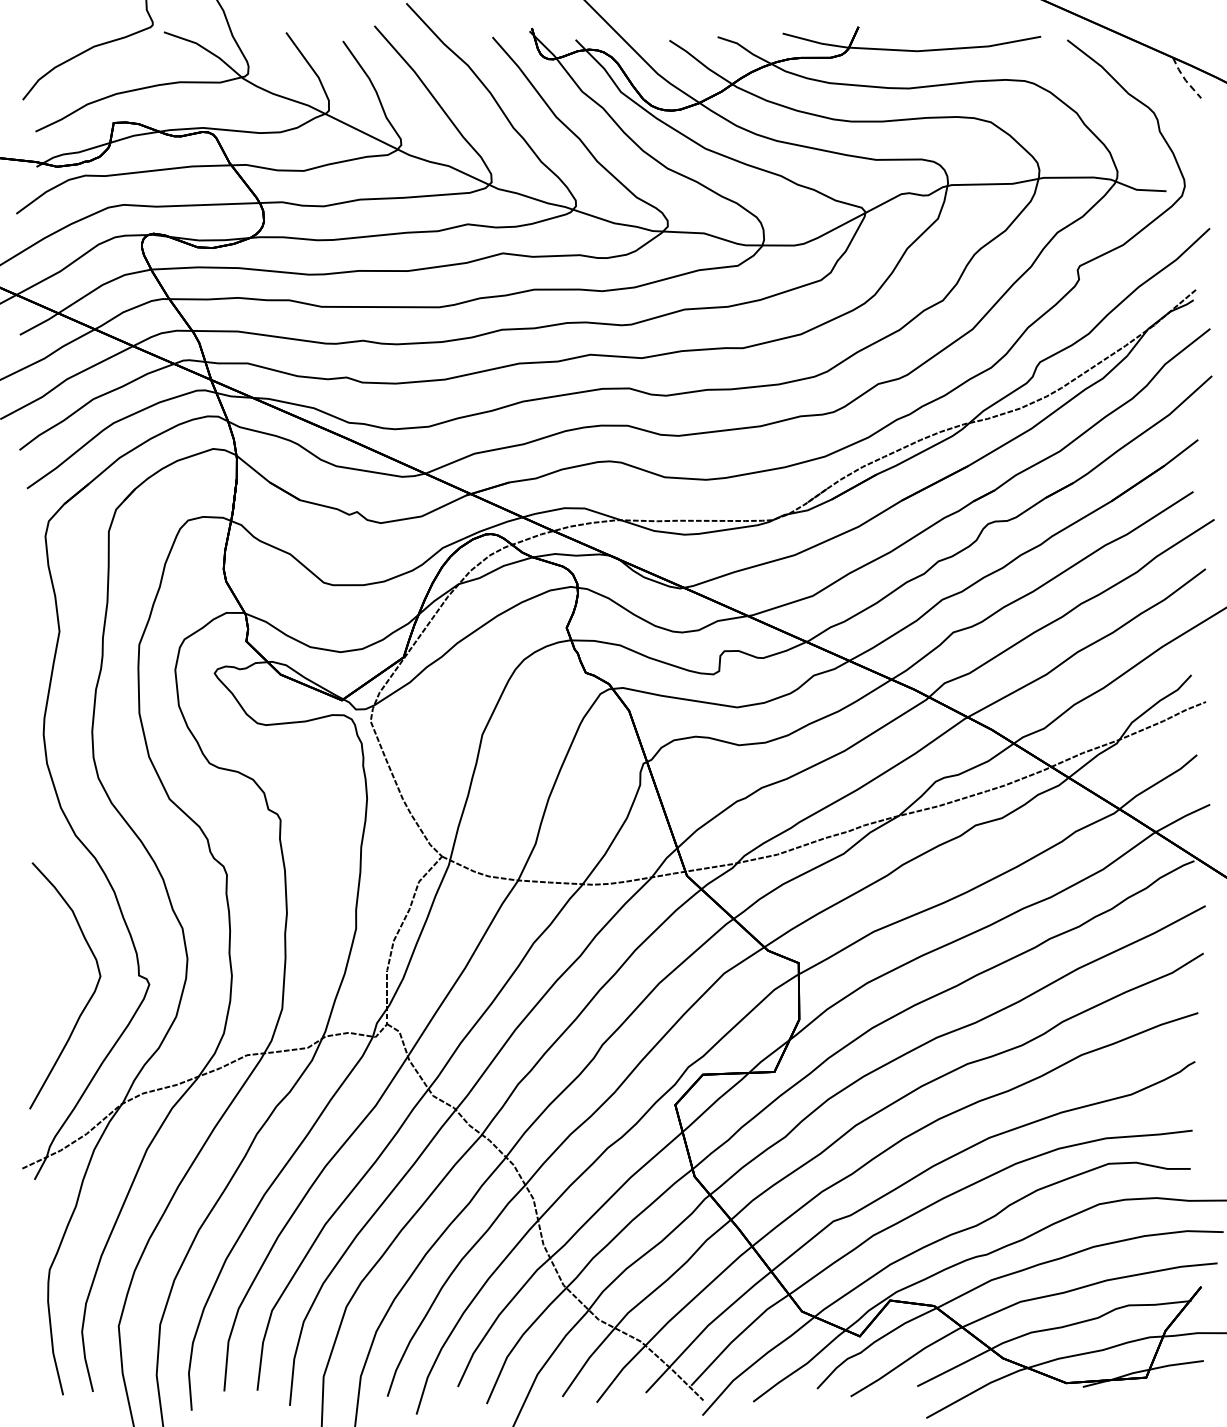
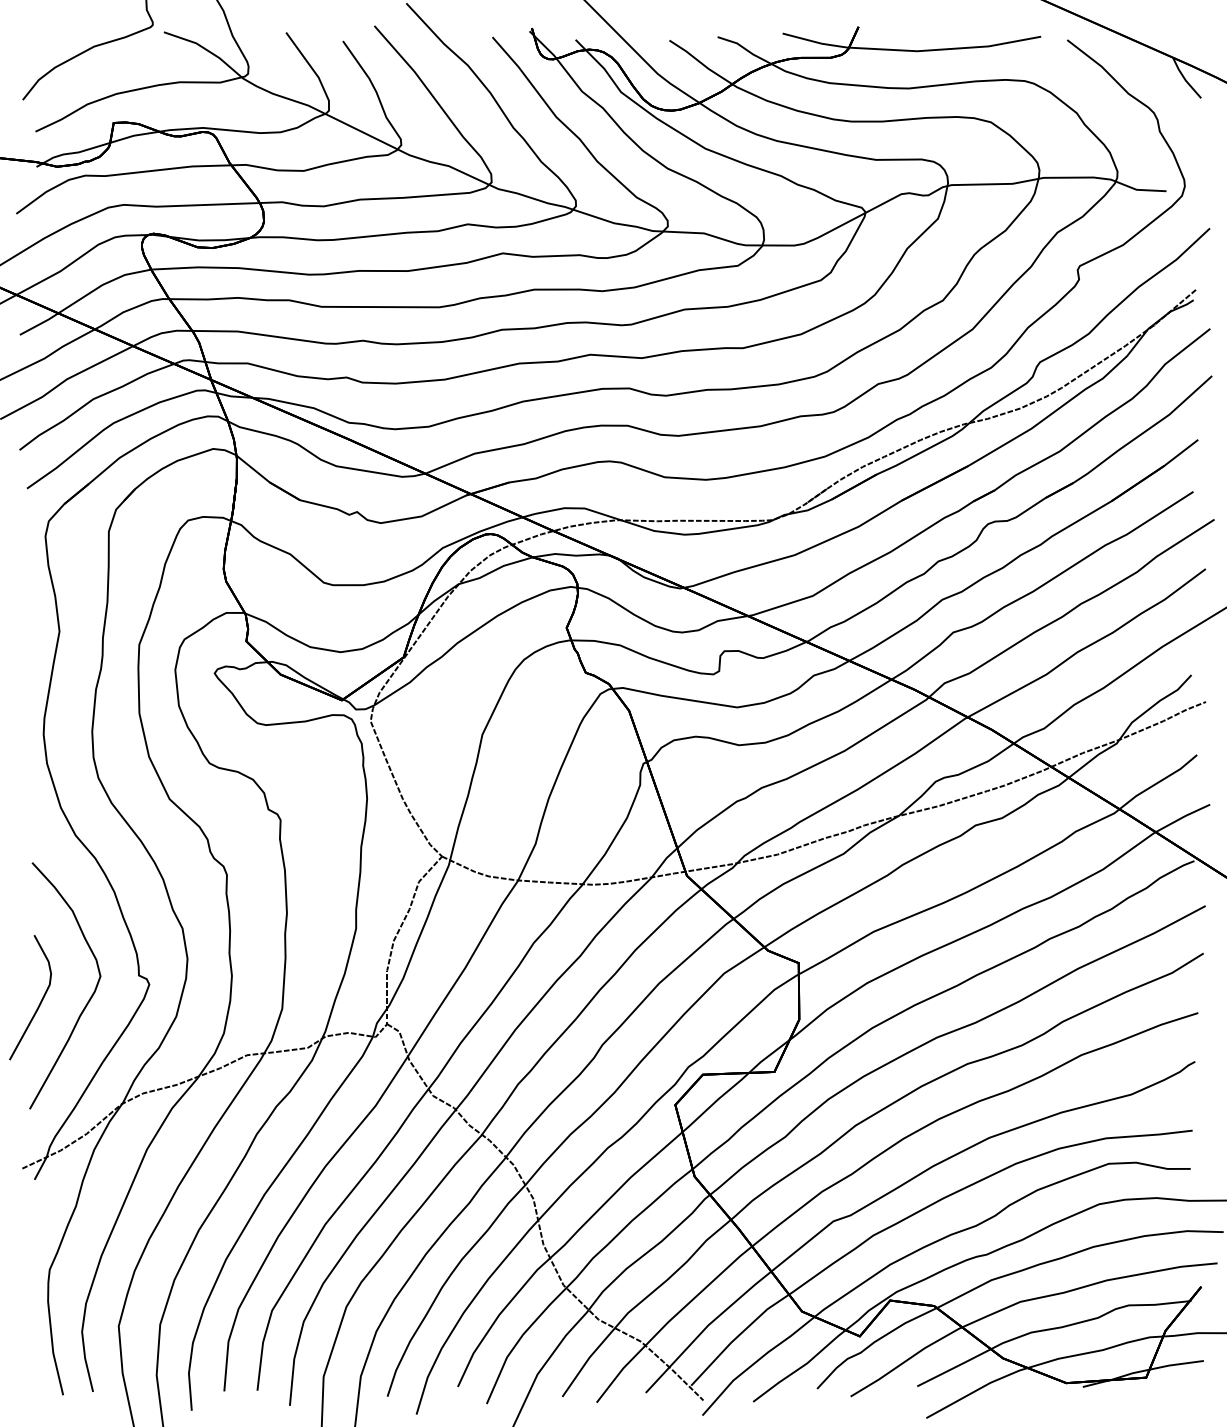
line: dashed -> solid (1184, 79)
curve: none -> present (40, 1001)
